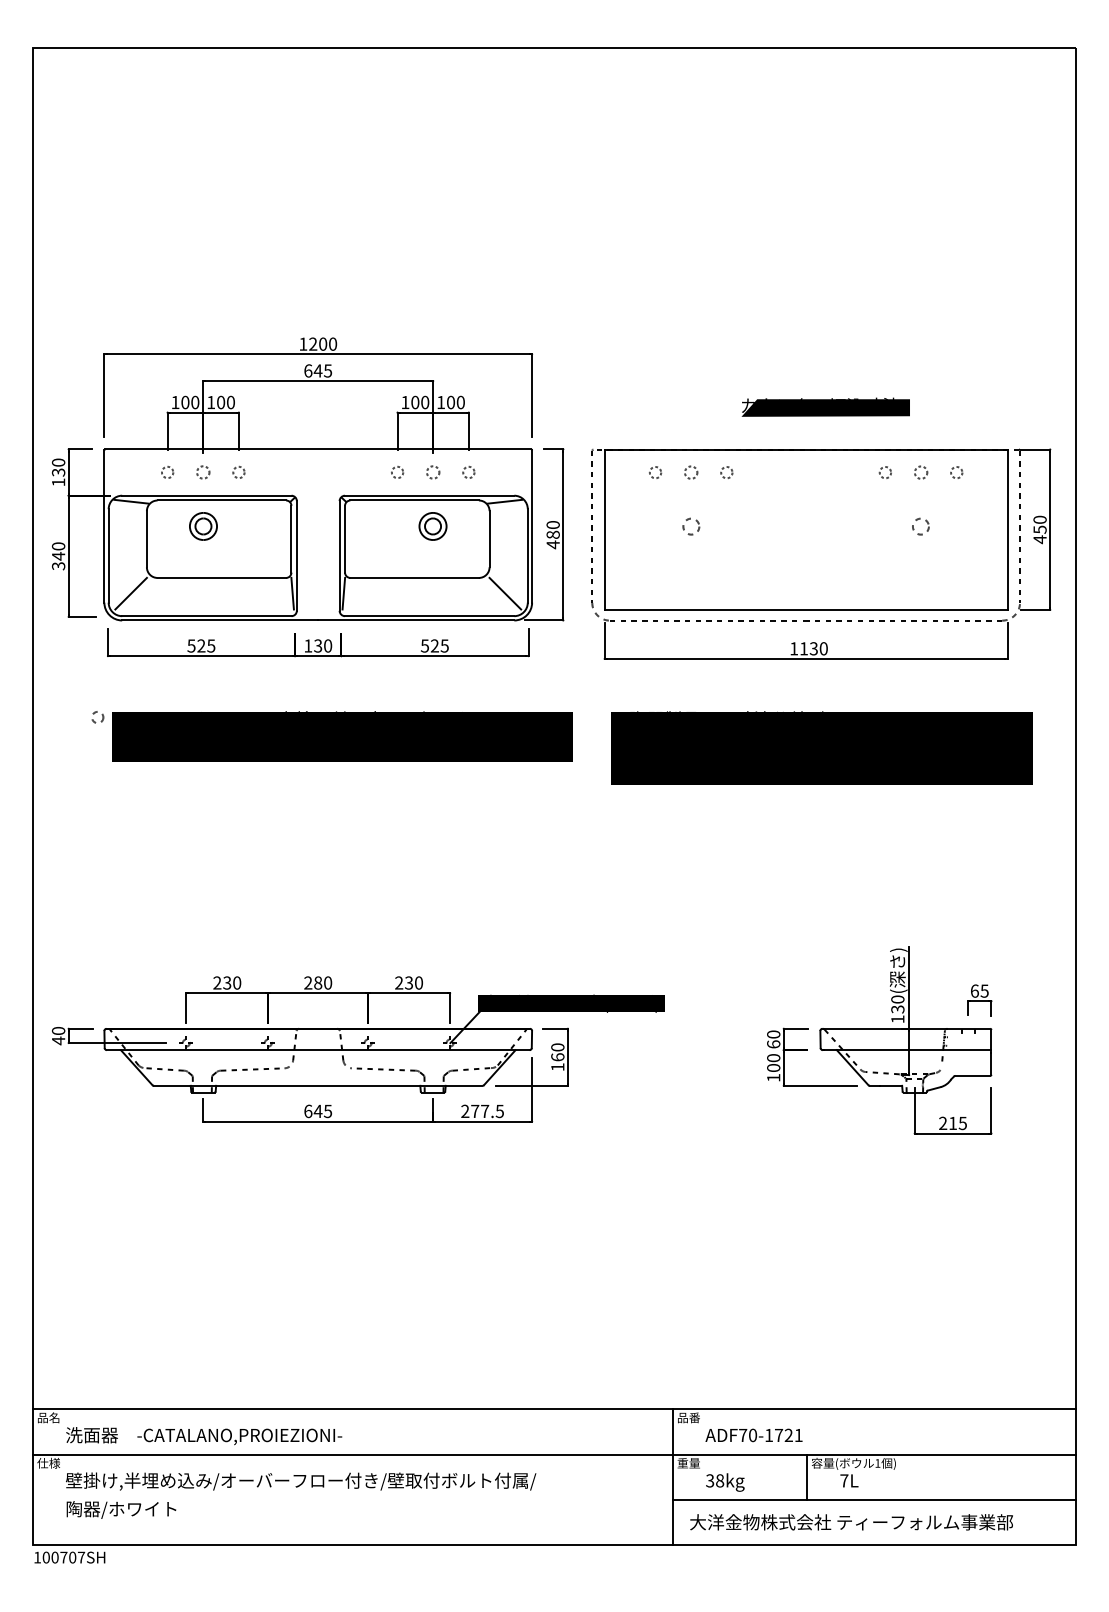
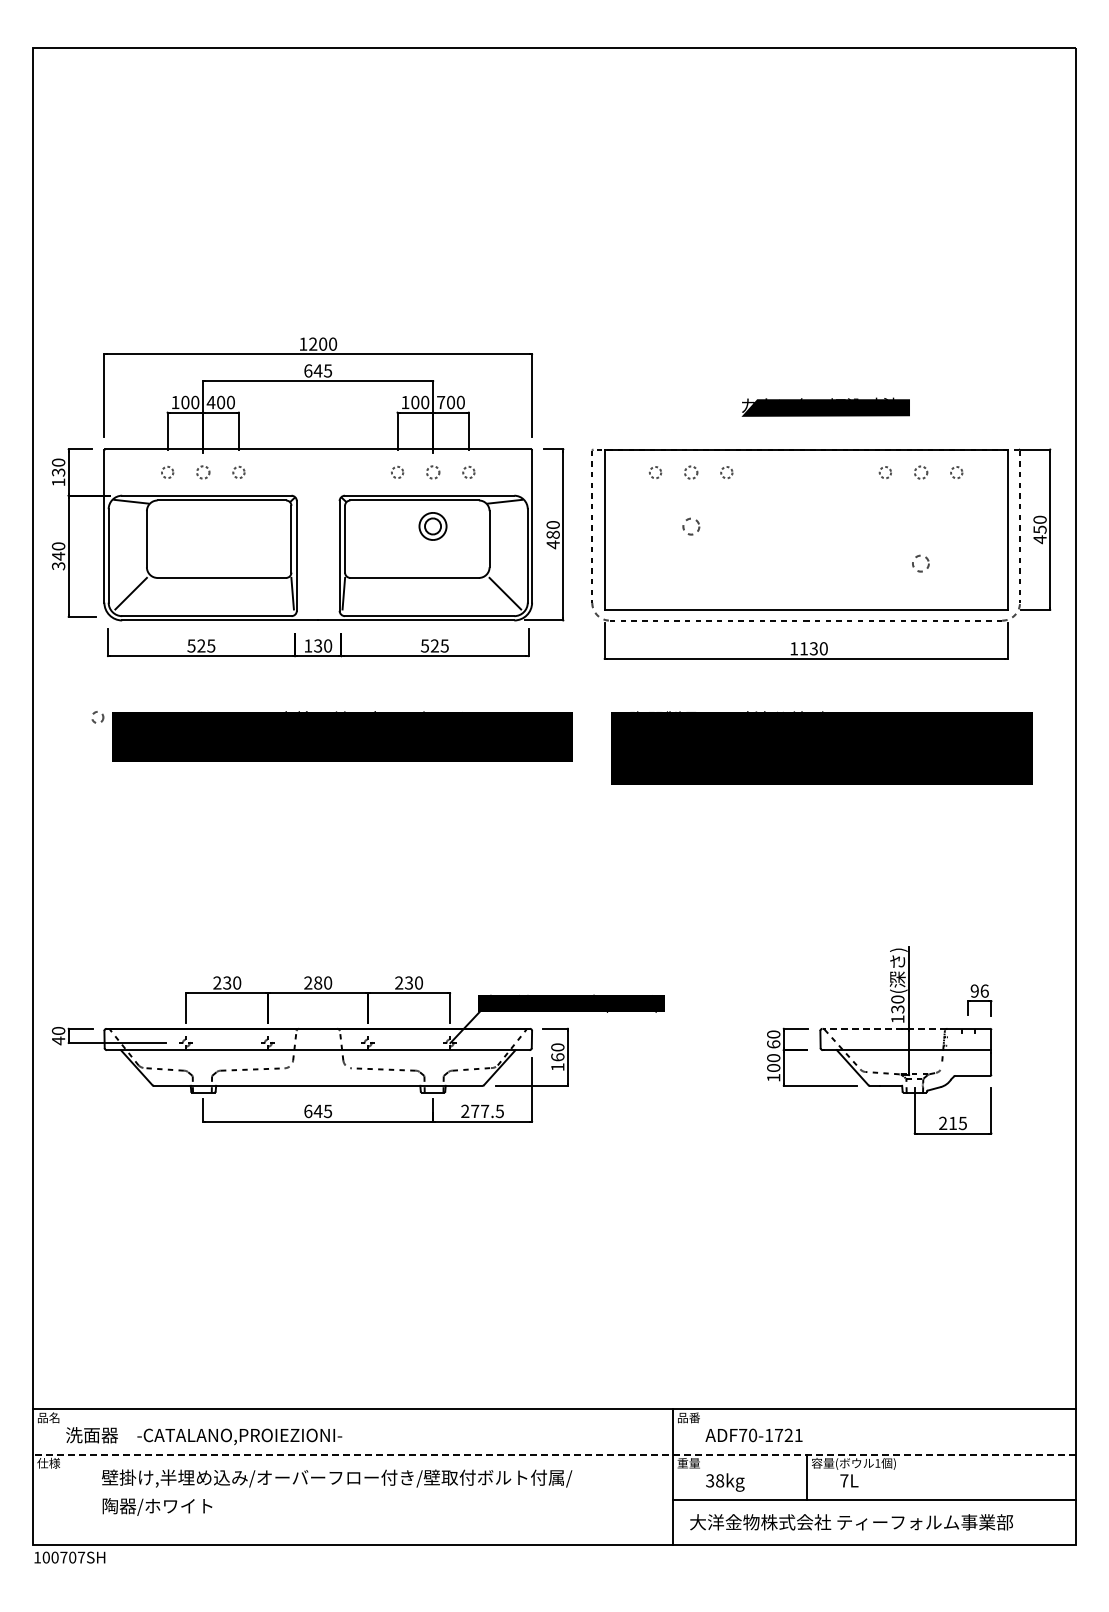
text: 100 -> 400 (210, 402)
text: 100 -> 700 (441, 402)
part: present -> none (203, 526)
circle position: (920, 526) -> (920, 563) (920, 563)
text: 65 -> 96 (979, 990)
line: solid -> dashed (884, 1028)
line: solid -> dashed (554, 1454)
text position: (301, 1495) -> (337, 1492) (337, 1492)
